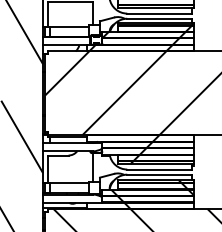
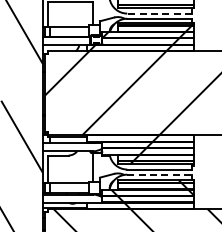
line: solid -> dashed (159, 13)
line: solid -> dashed (160, 174)
